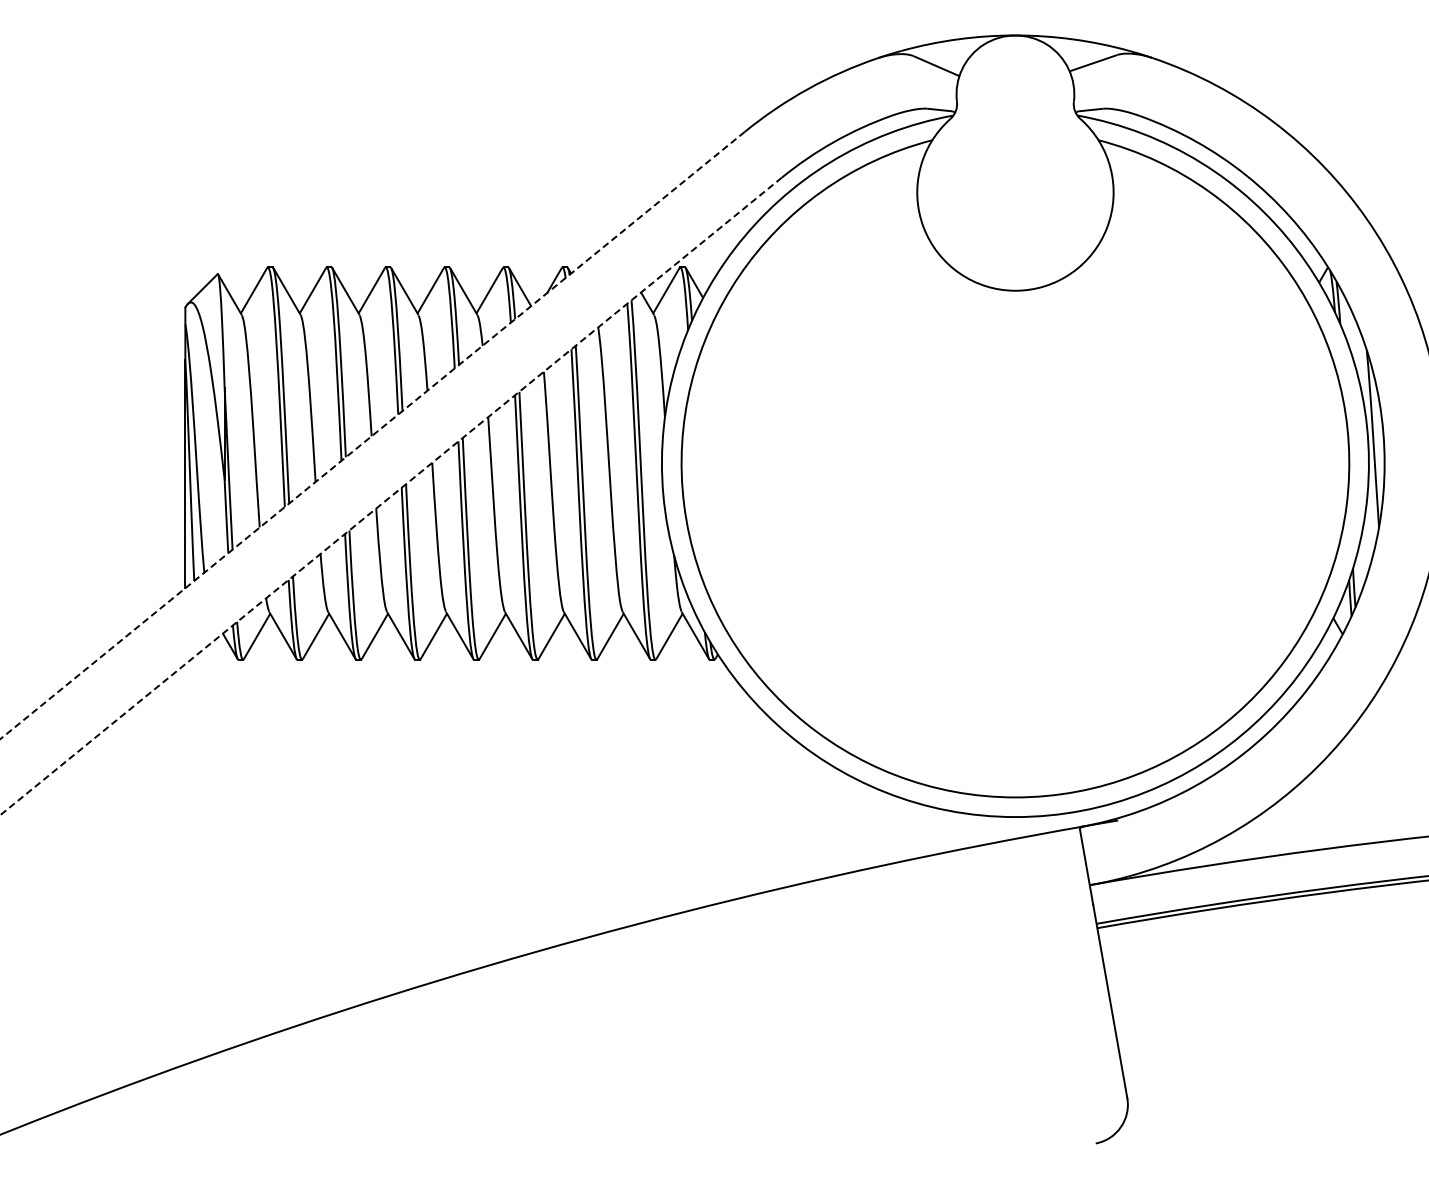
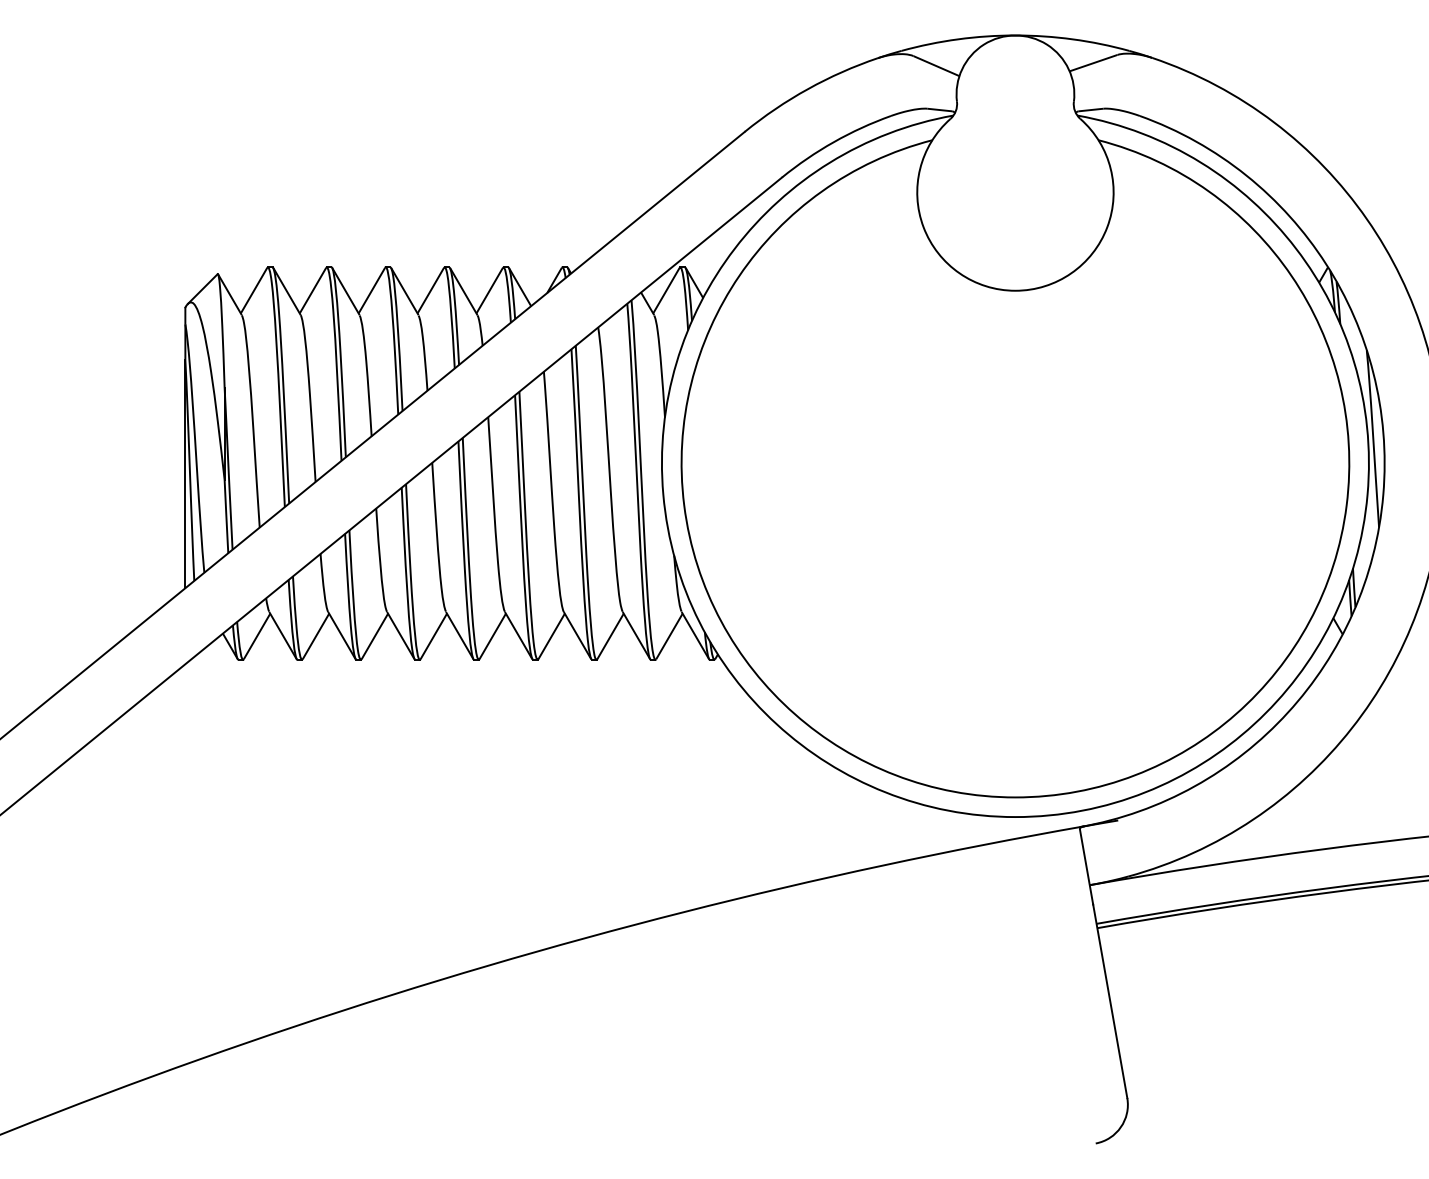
line: dashed -> solid (372, 435)
line: dashed -> solid (391, 495)
